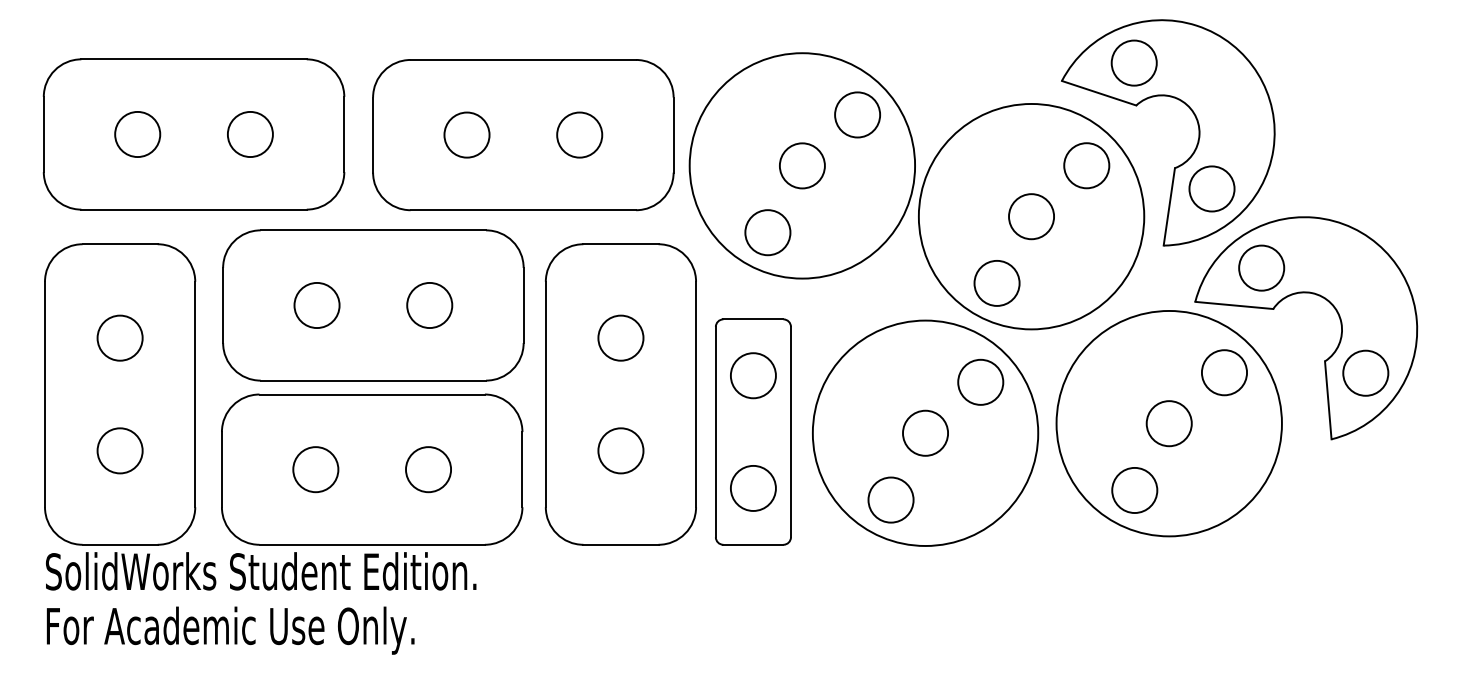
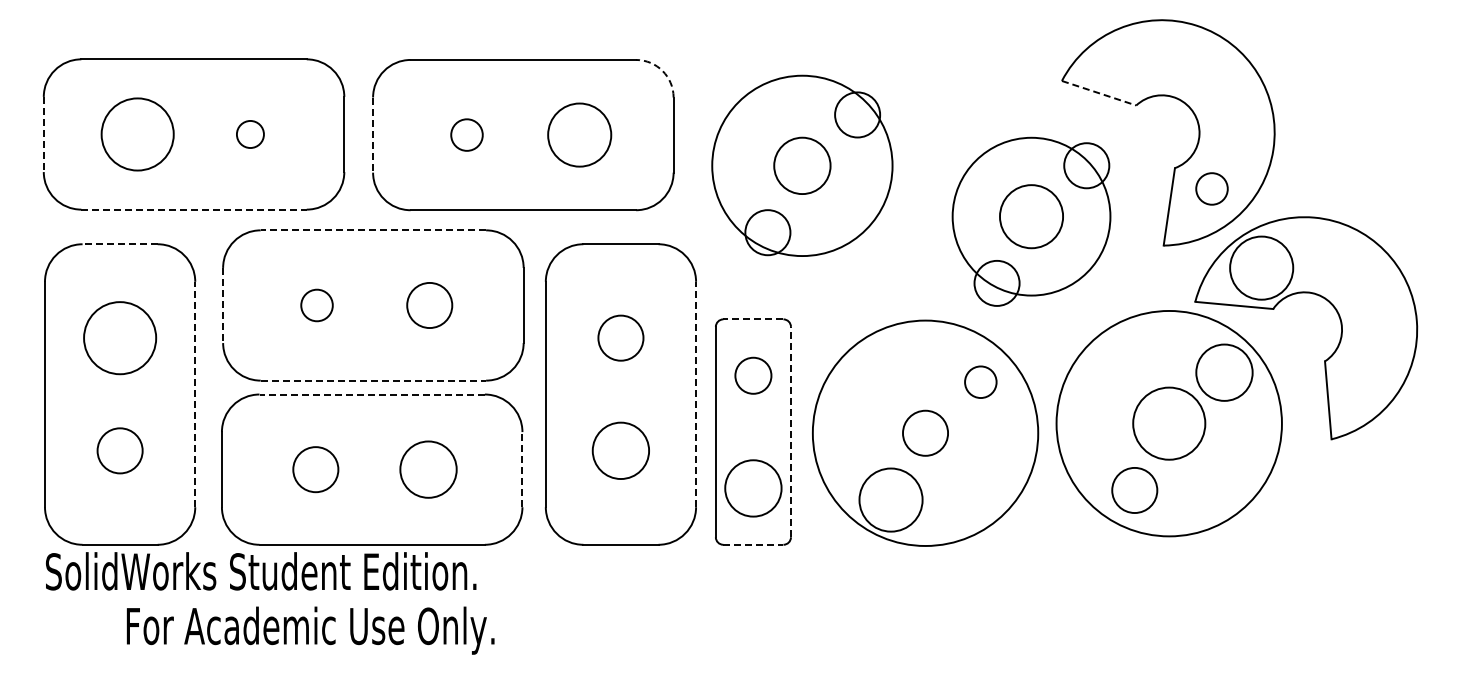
circle: present -> none (1133, 62)
arc: solid -> dashed (662, 70)
line: solid -> dashed (1099, 93)
line: solid -> dashed (43, 134)
circle diameter: 45 px -> 72 px (137, 134)
circle size: 47x47 px -> 29x29 px (250, 134)
circle diameter: 45 px -> 32 px (466, 134)
circle diameter: 45 px -> 63 px (579, 134)
line: solid -> dashed (373, 135)
circle diameter: 45 px -> 56 px (802, 165)
circle diameter: 225 px -> 180 px (802, 165)
circle diameter: 45 px -> 32 px (1211, 188)
line: solid -> dashed (194, 209)
circle diameter: 225 px -> 158 px (1031, 216)
circle diameter: 45 px -> 63 px (1031, 216)
line: solid -> dashed (373, 230)
line: solid -> dashed (120, 244)
circle diameter: 45 px -> 63 px (1261, 267)
line: solid -> dashed (223, 305)
circle diameter: 45 px -> 32 px (316, 305)
line: solid -> dashed (752, 319)
circle diameter: 45 px -> 72 px (120, 338)
circle diameter: 45 px -> 56 px (1224, 372)
circle: present -> none (1365, 372)
circle size: 47x48 px -> 39x39 px (753, 375)
line: solid -> dashed (373, 380)
circle size: 48x48 px -> 34x34 px (980, 381)
line: solid -> dashed (195, 394)
line: solid -> dashed (372, 394)
line: solid -> dashed (696, 394)
circle diameter: 45 px -> 72 px (1169, 423)
line: solid -> dashed (790, 431)
circle size: 48x48 px -> 59x59 px (620, 450)
circle diameter: 45 px -> 56 px (428, 469)
line: solid -> dashed (522, 469)
circle diameter: 45 px -> 56 px (753, 488)
circle diameter: 45 px -> 63 px (890, 499)
line: solid -> dashed (753, 544)
text position: (230, 630) -> (310, 630) (310, 630)
